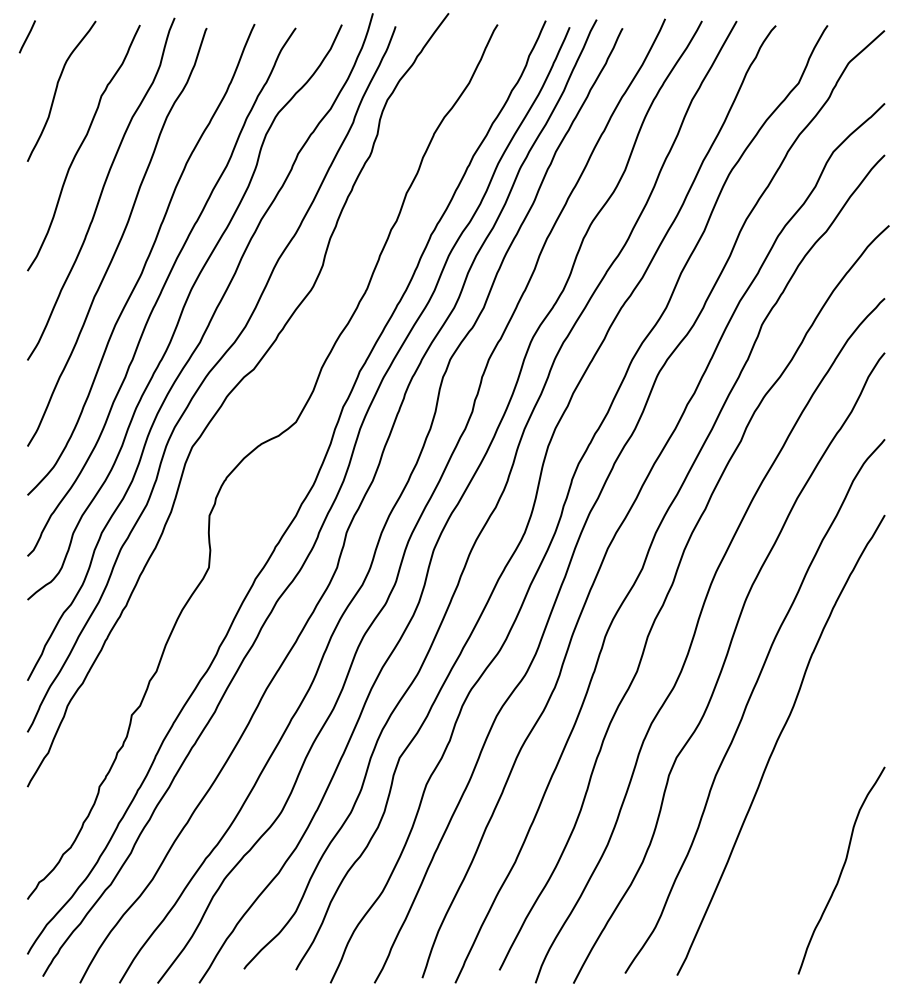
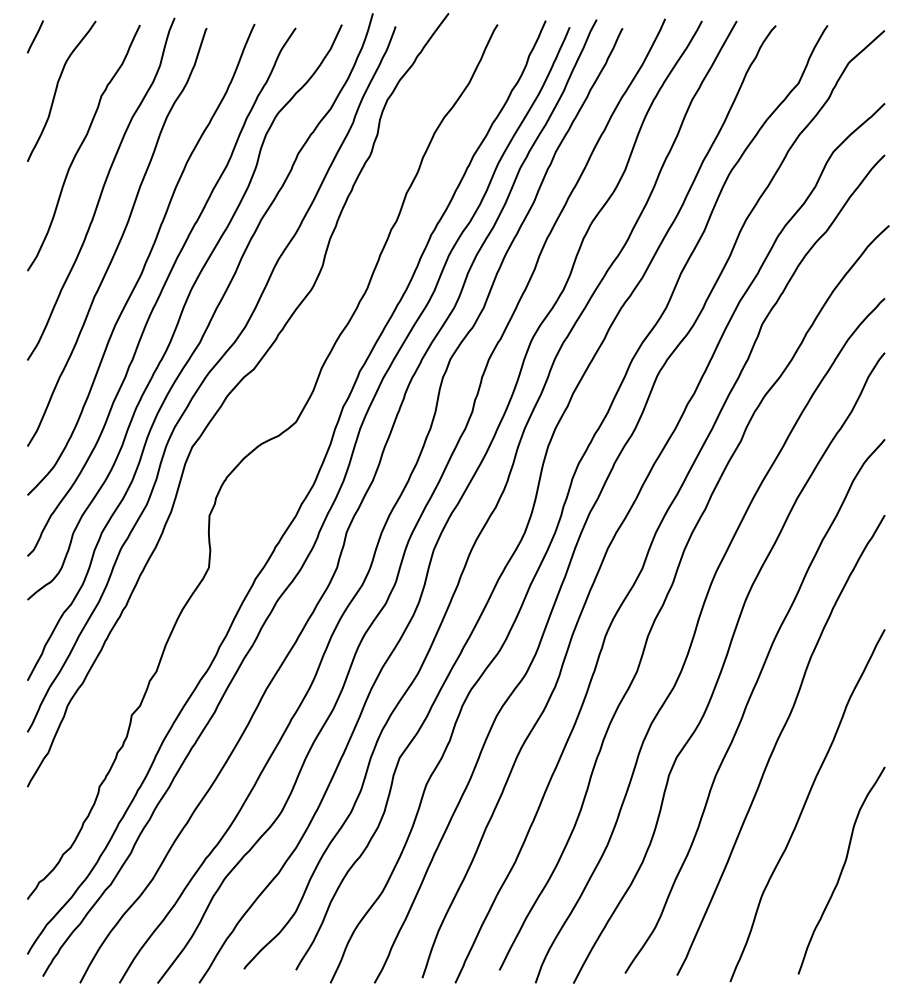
line position: (26, 36) -> (34, 36) (34, 36)
curve: none -> present (805, 805)
